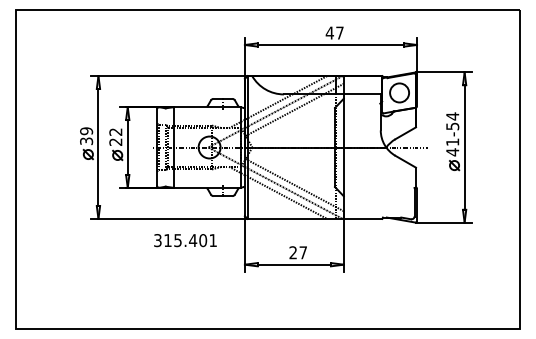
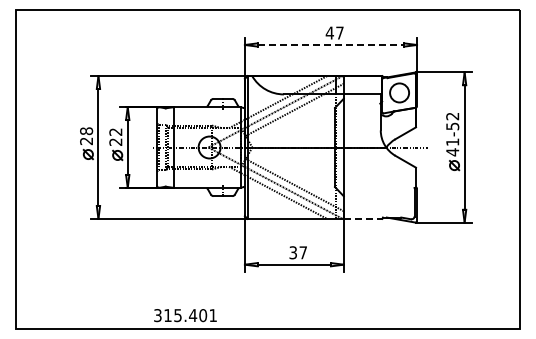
line: solid -> dashed (331, 45)
text: 41-54 -> 41-52 (452, 116)
text: 39 -> 28 (86, 135)
line: solid -> dashed (363, 218)
text position: (185, 240) -> (185, 315) (185, 315)
text: 27 -> 37 (292, 252)
